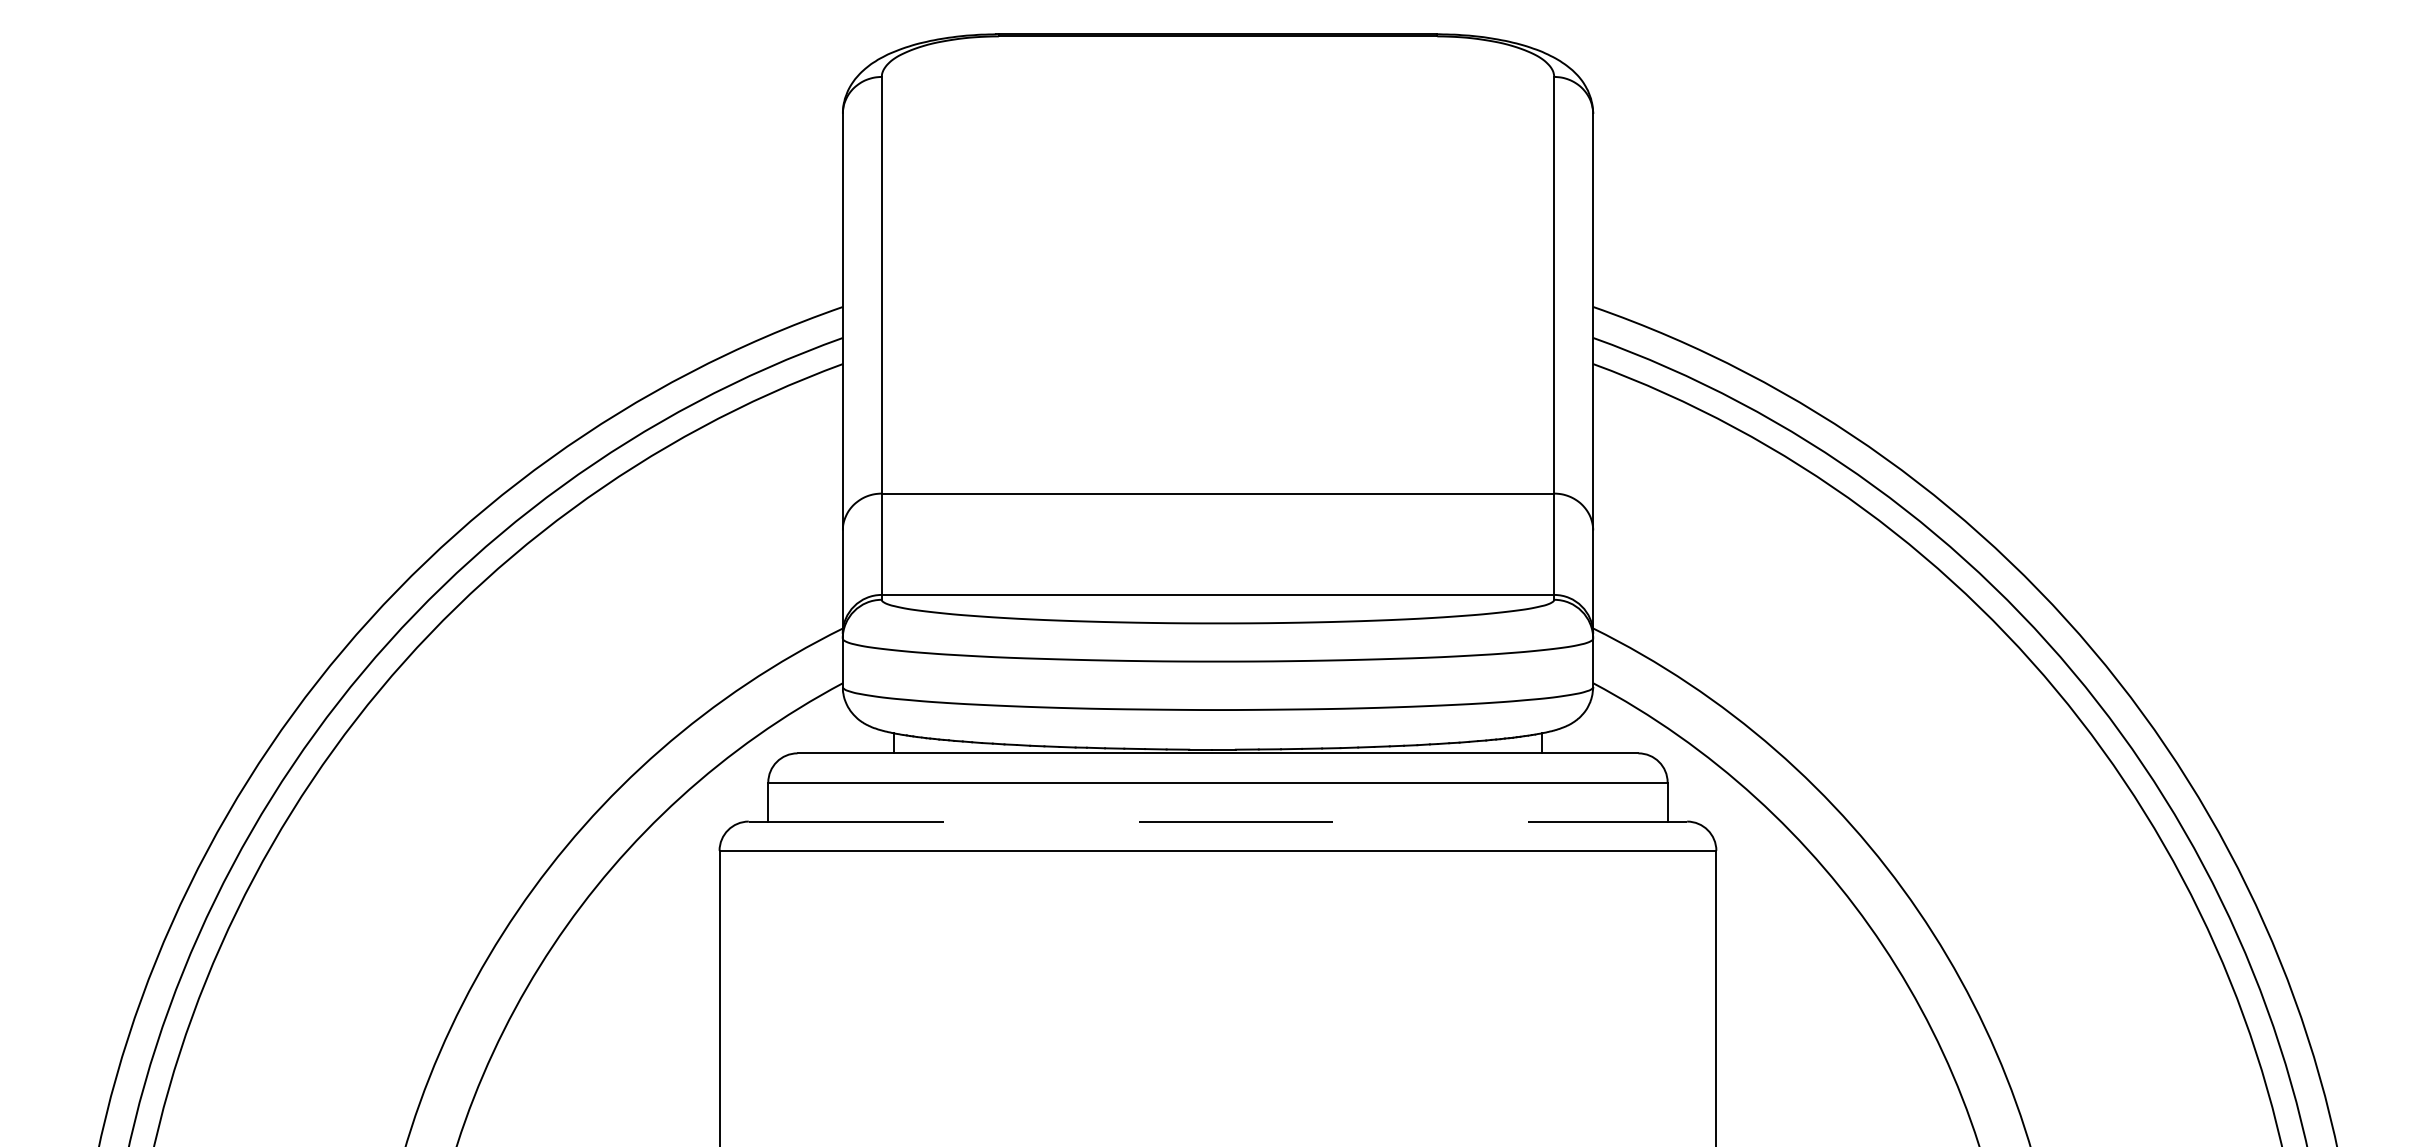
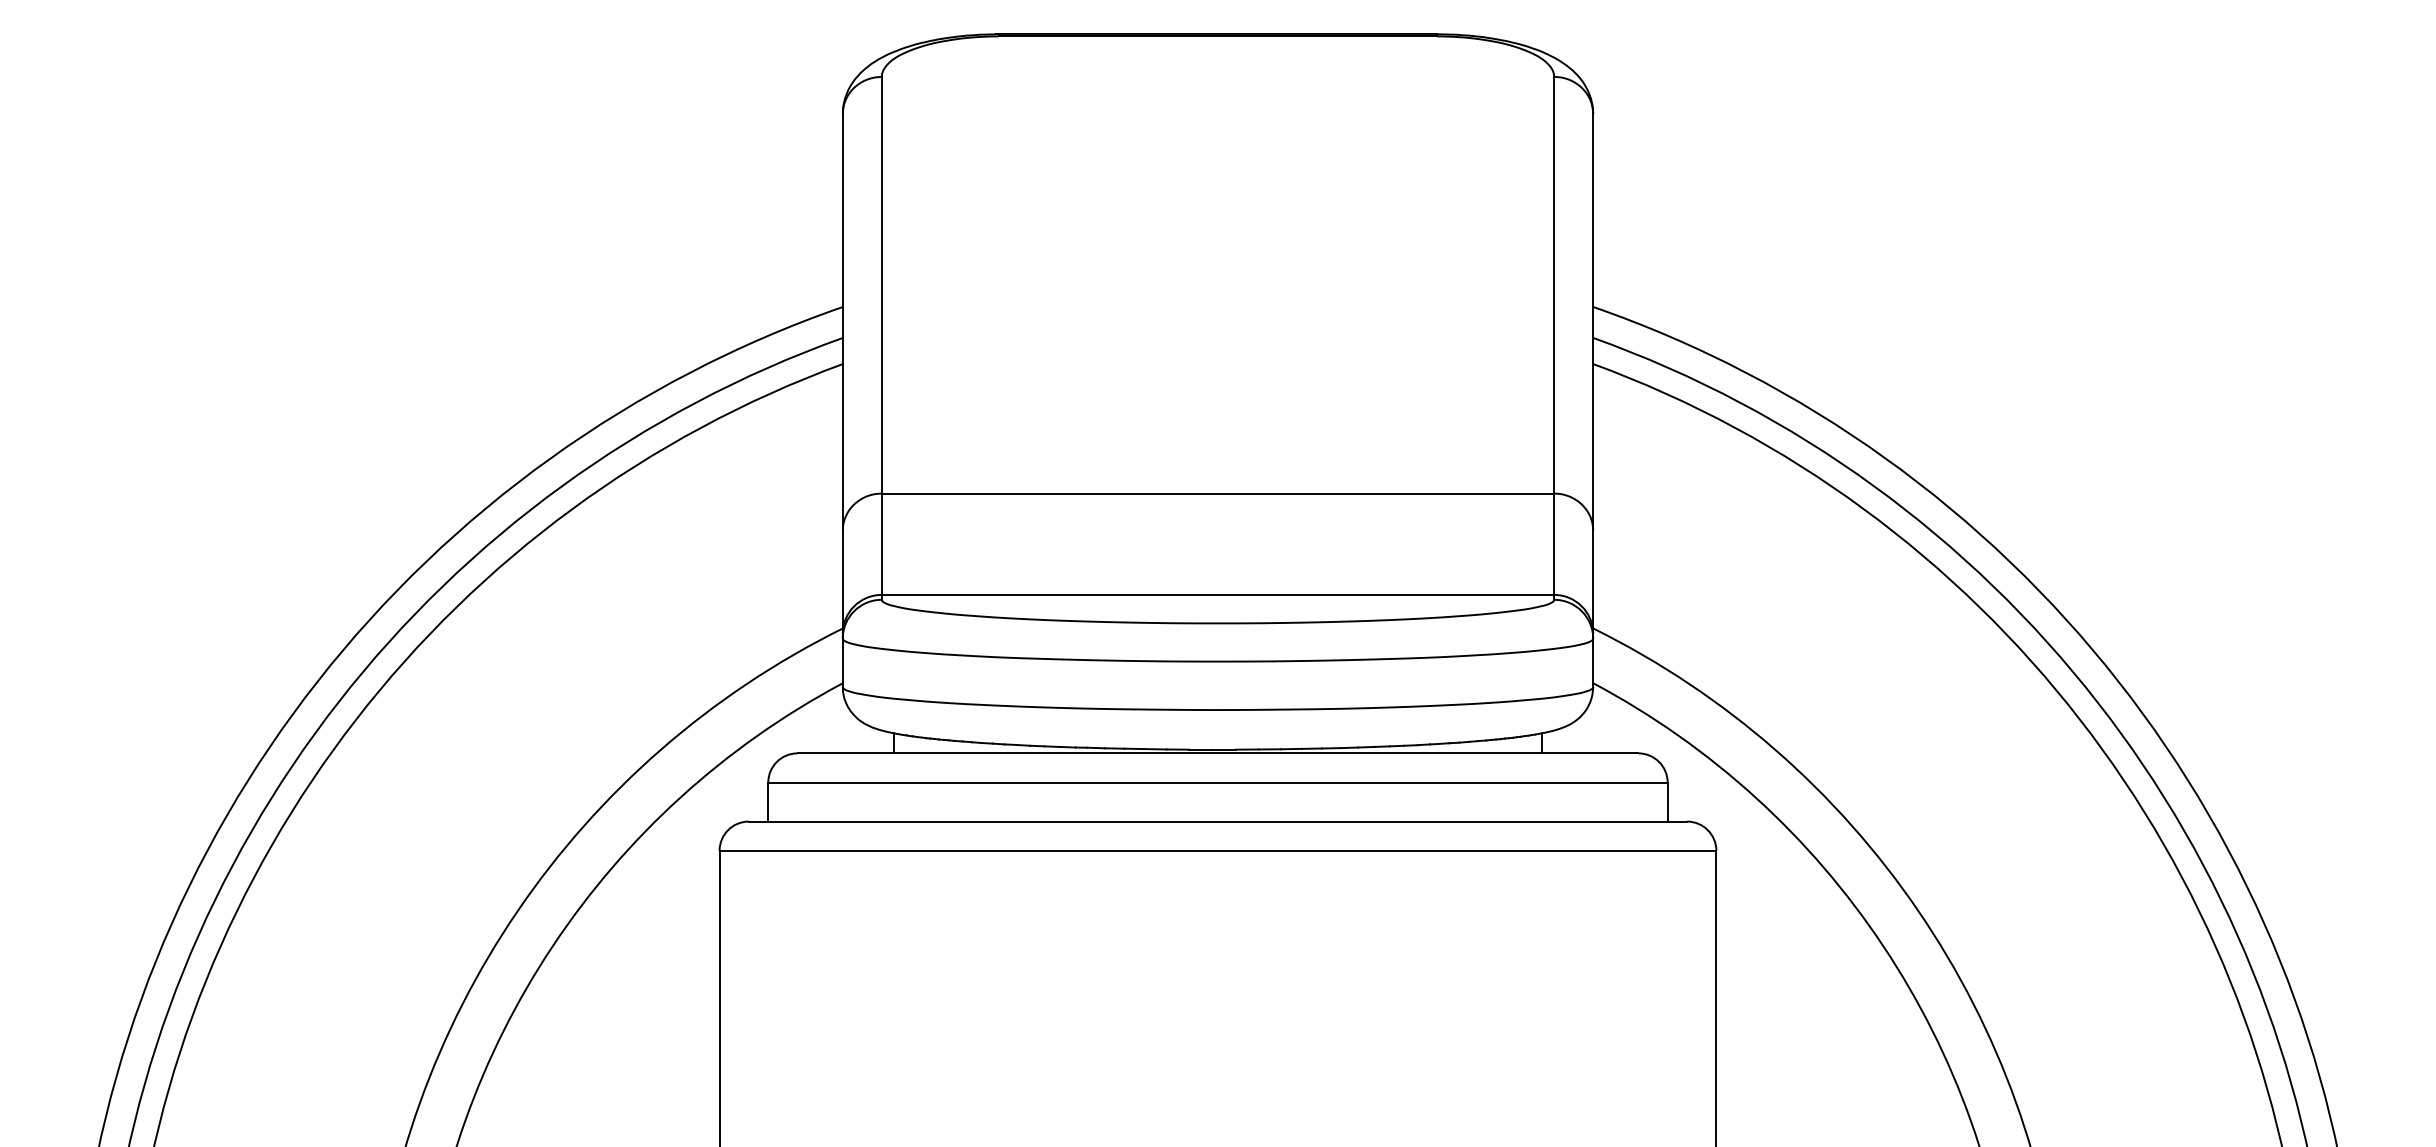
line: dashed -> solid (1218, 821)
